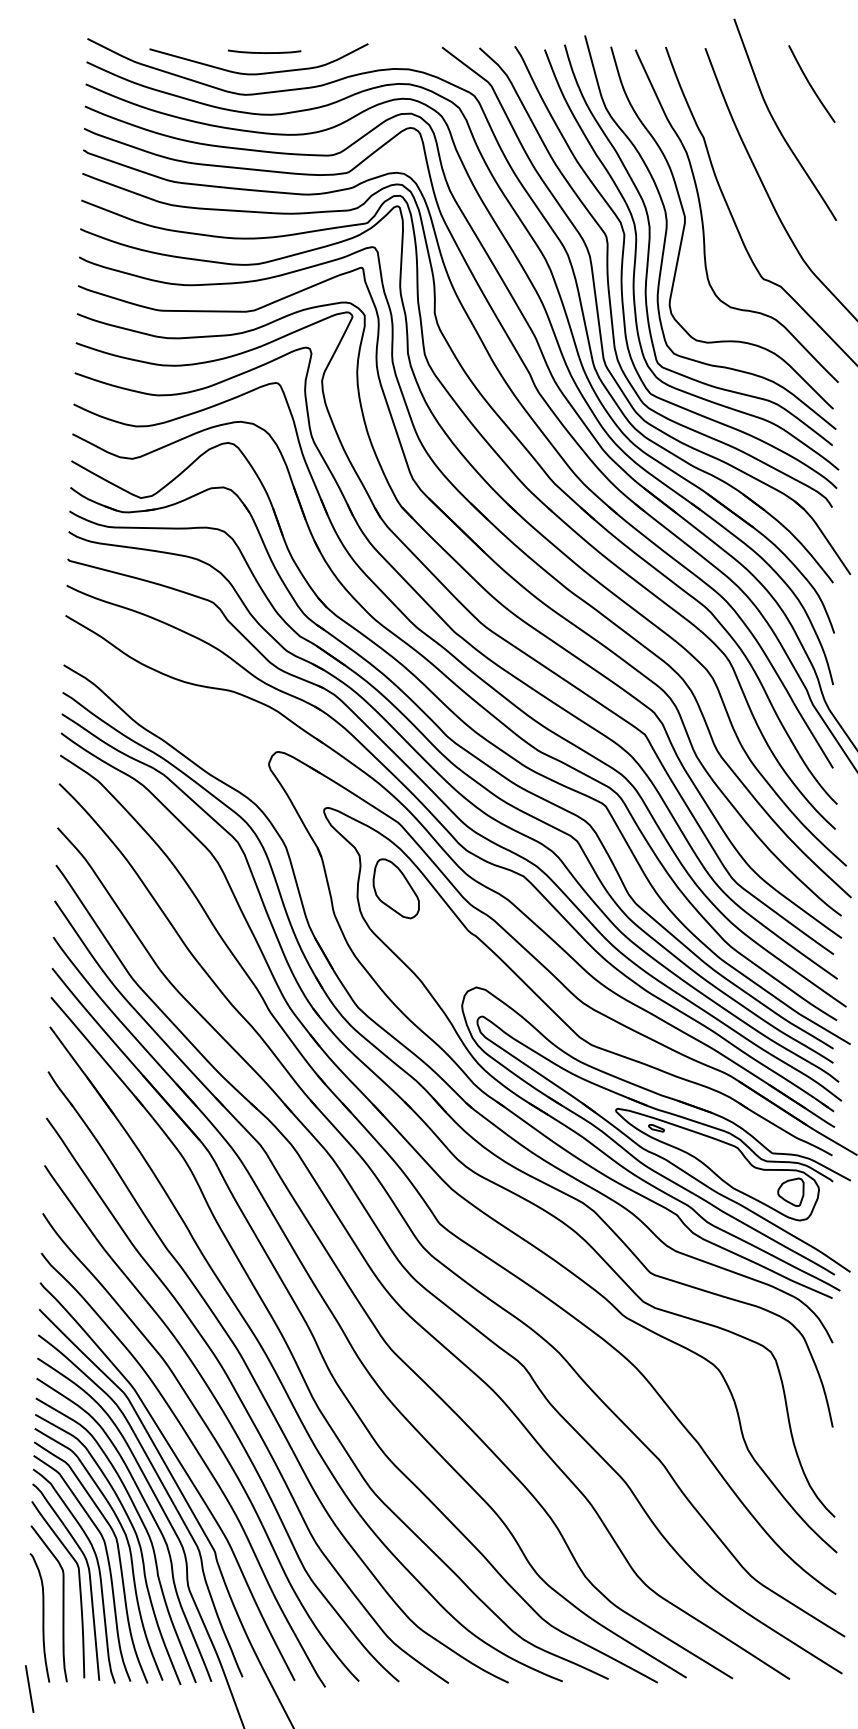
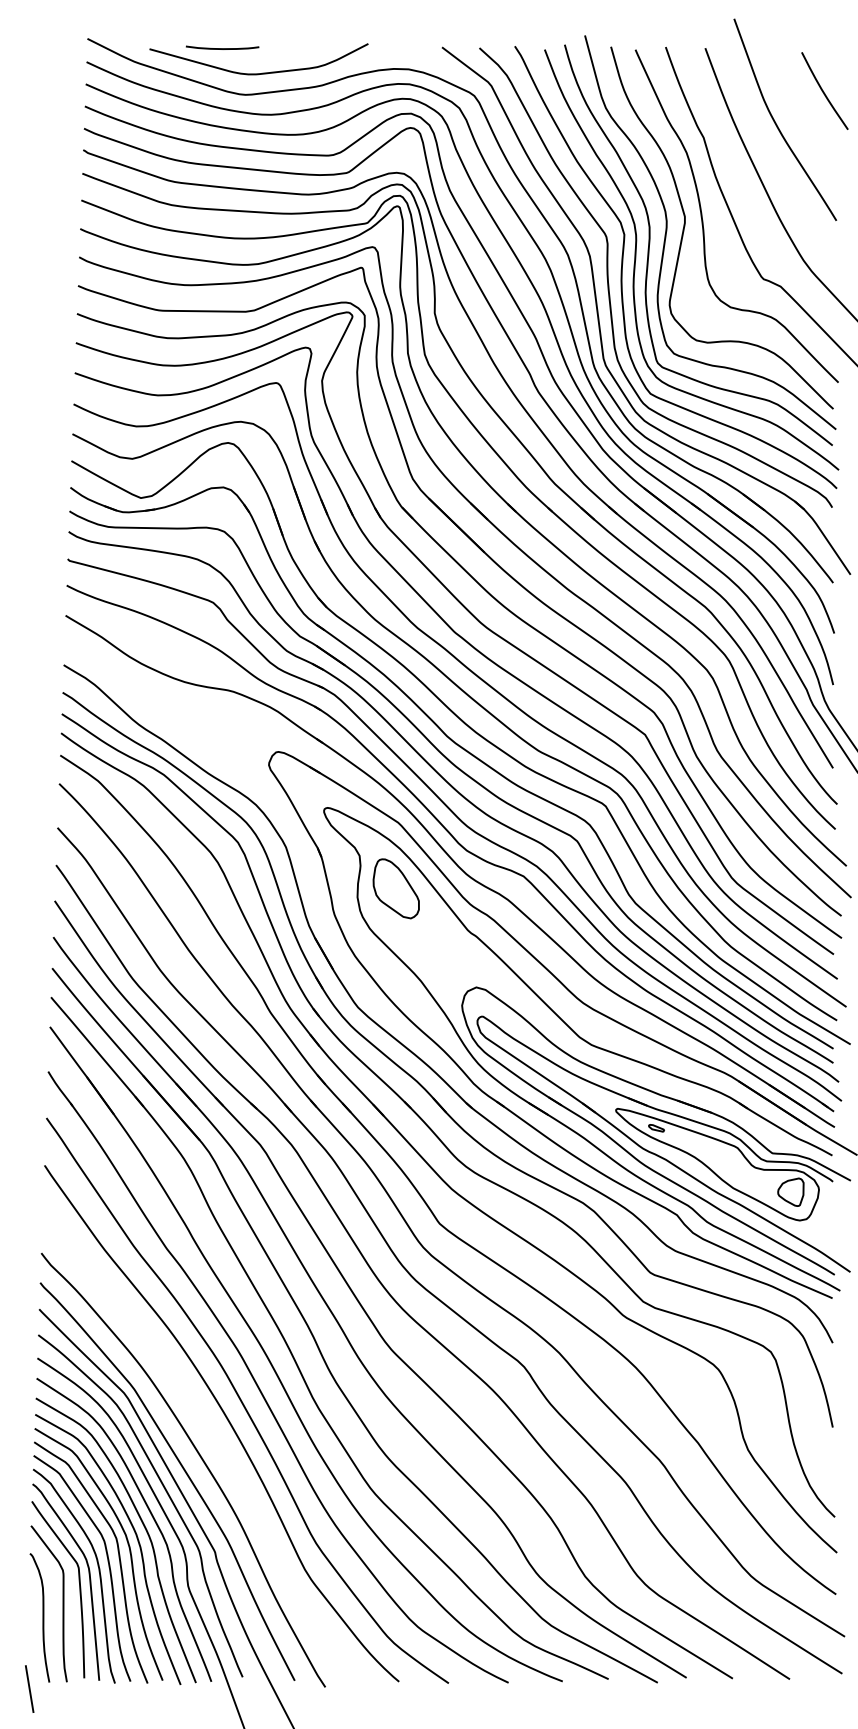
curve position: (264, 52) -> (222, 48) (222, 48)
curve position: (810, 83) -> (823, 90) (823, 90)
curve: present -> none (212, 1437)
